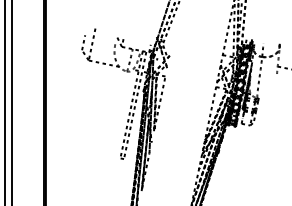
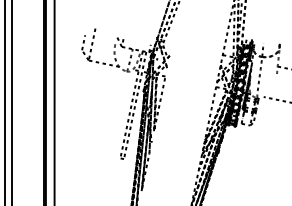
line: none -> present (275, 99)
line: none -> present (54, 102)
